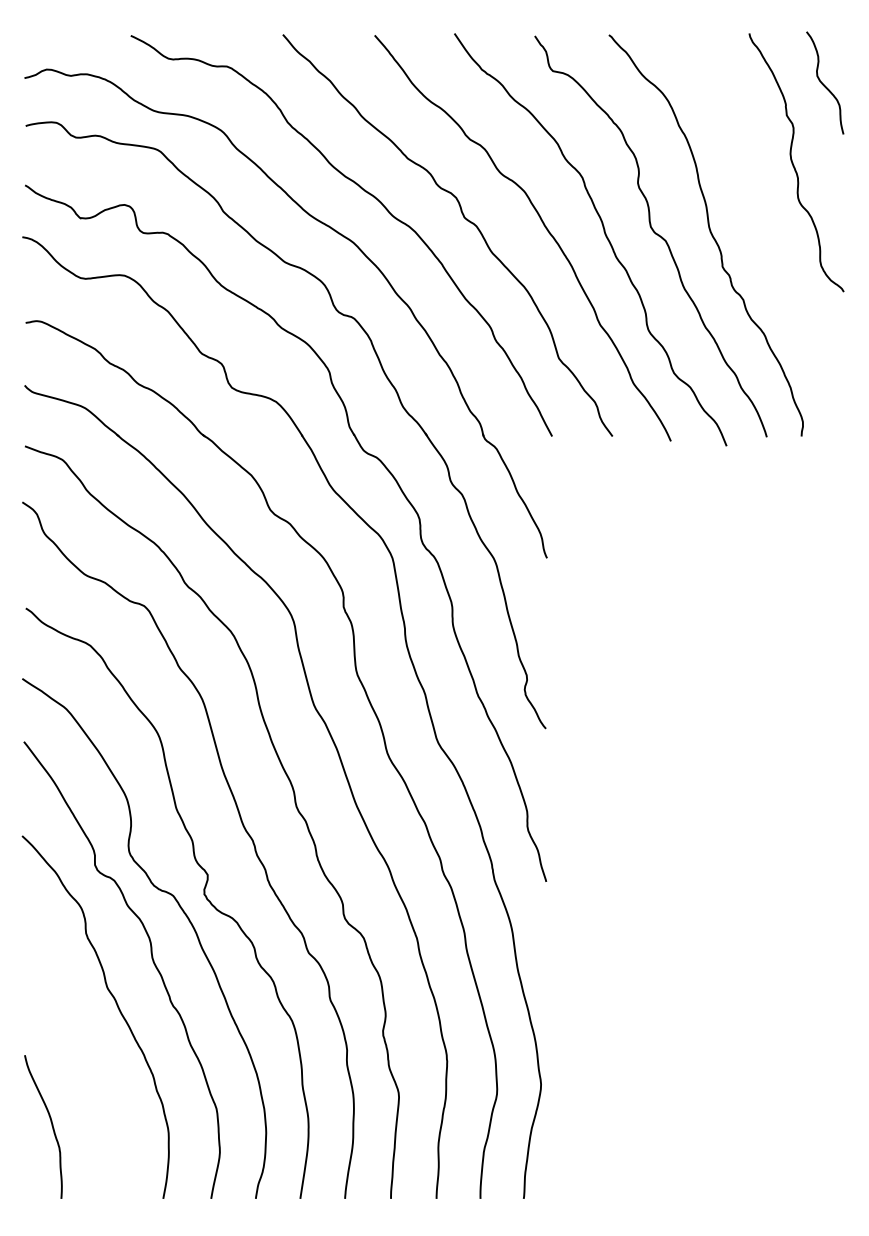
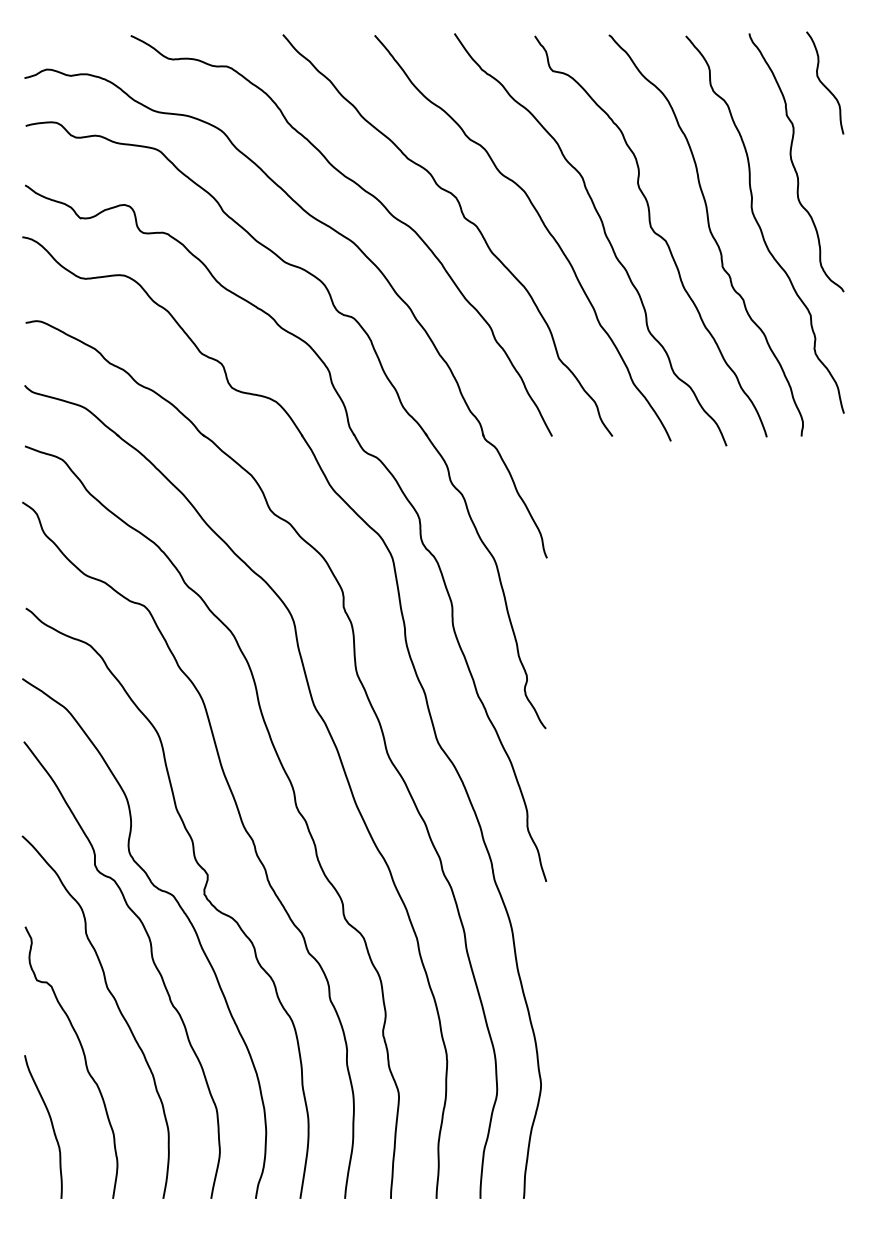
curve: none -> present (760, 226)
curve: none -> present (84, 1061)
